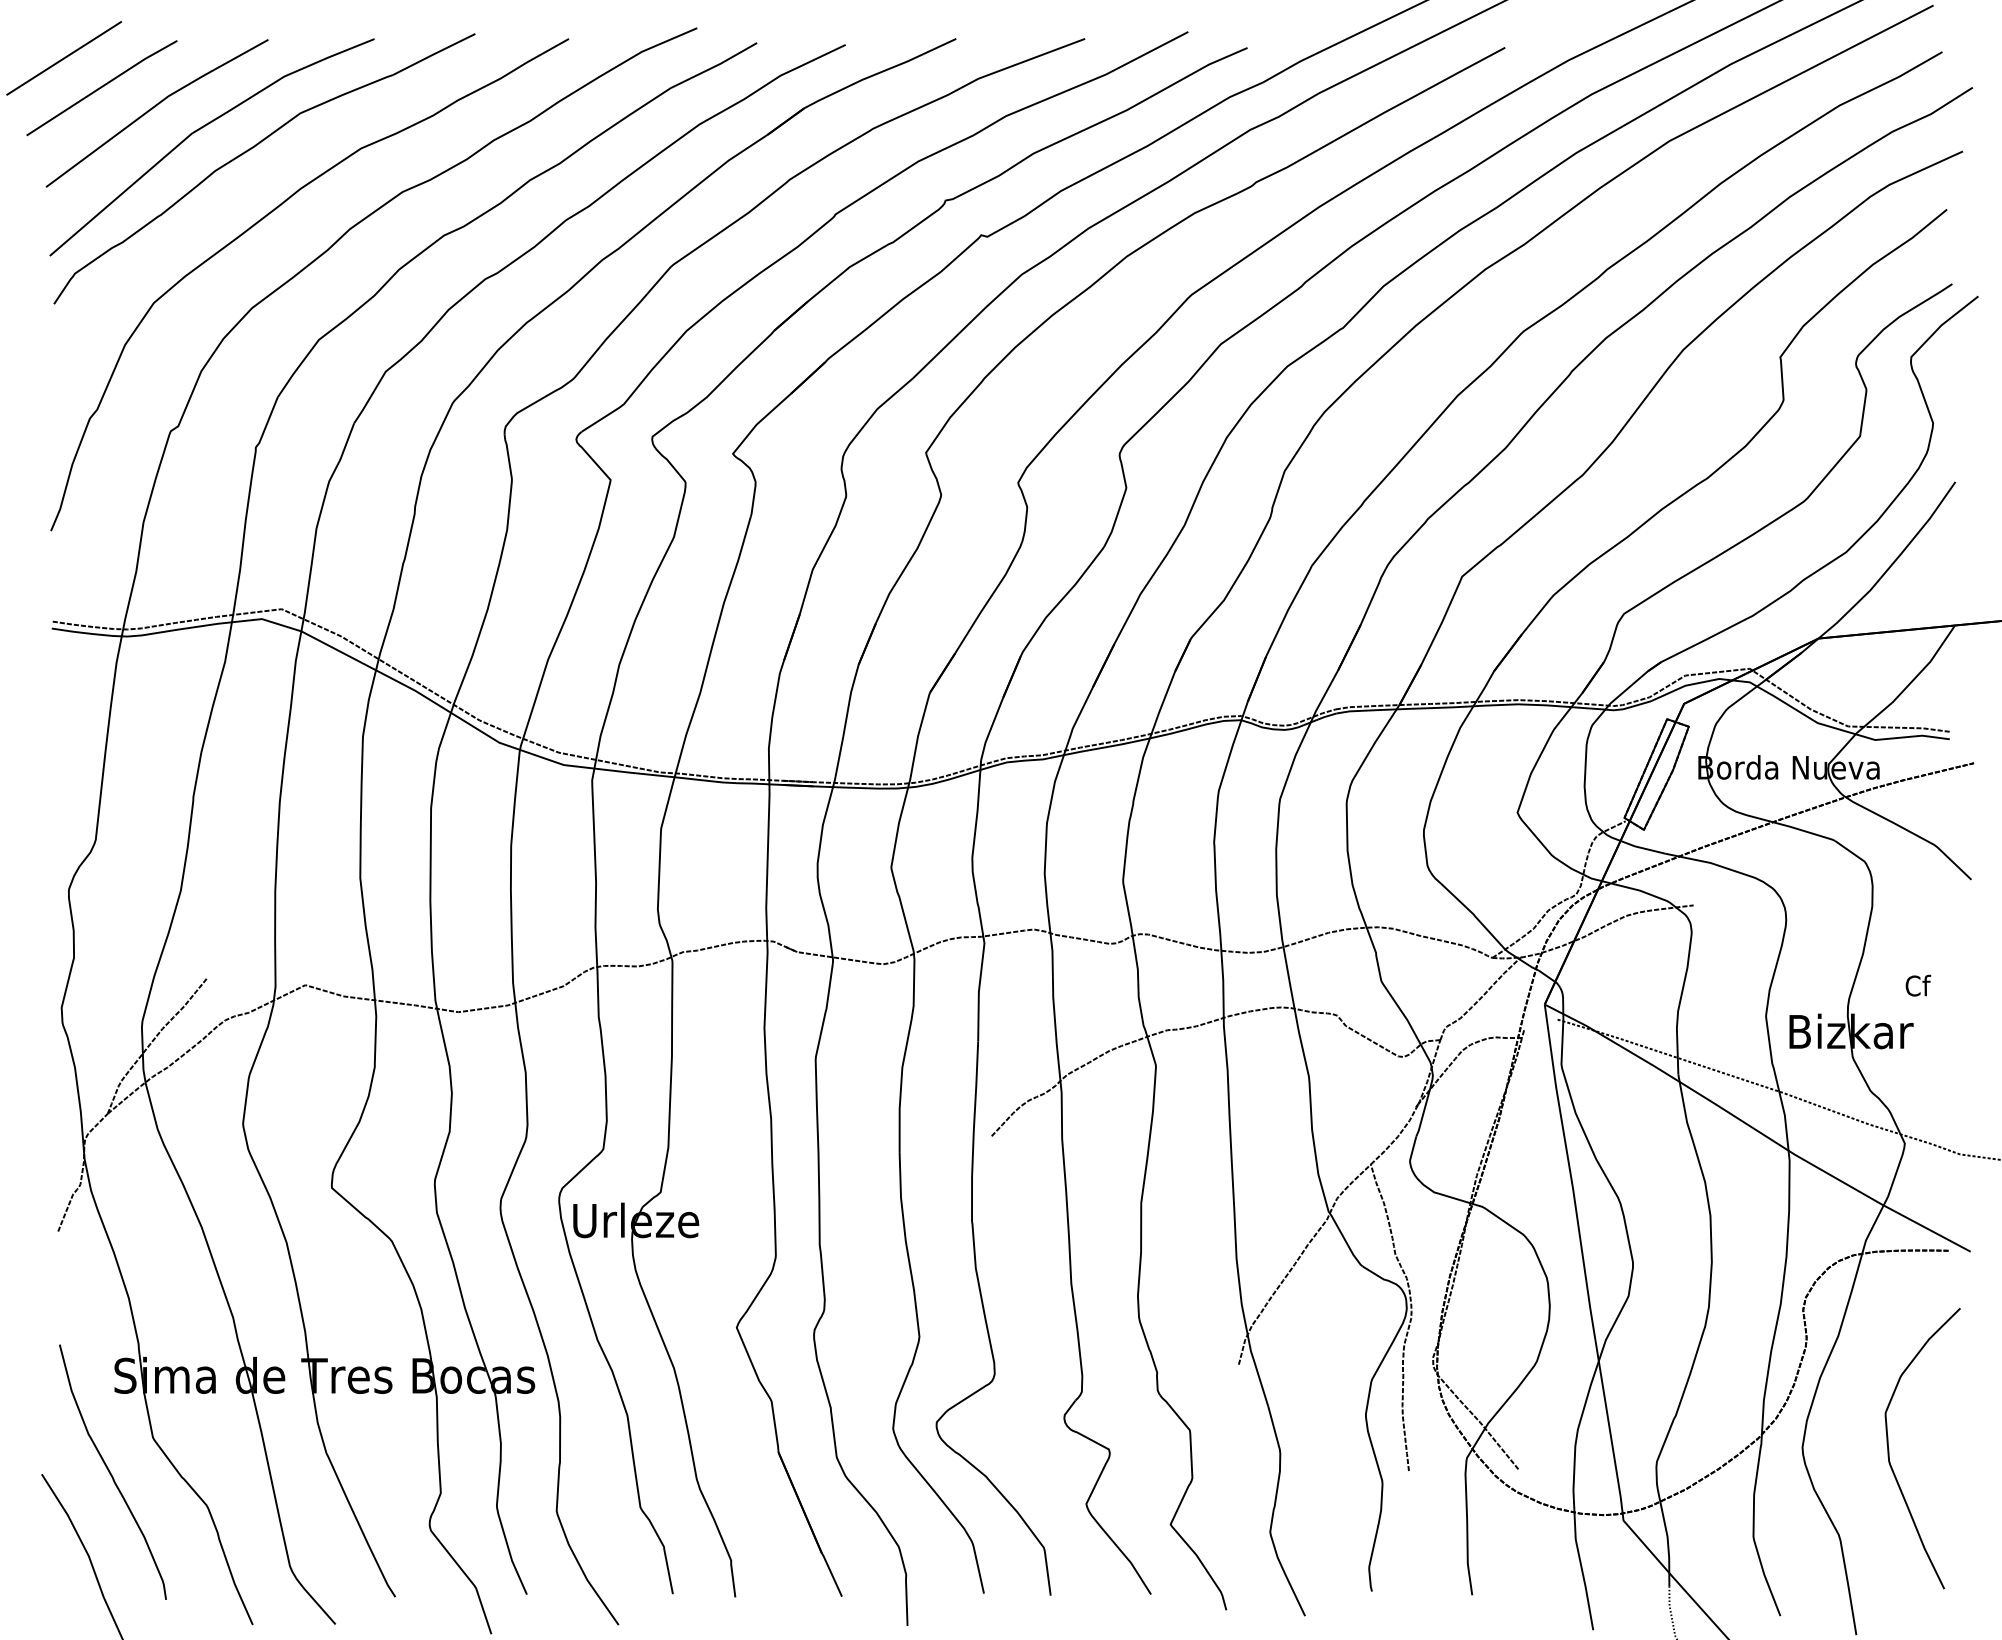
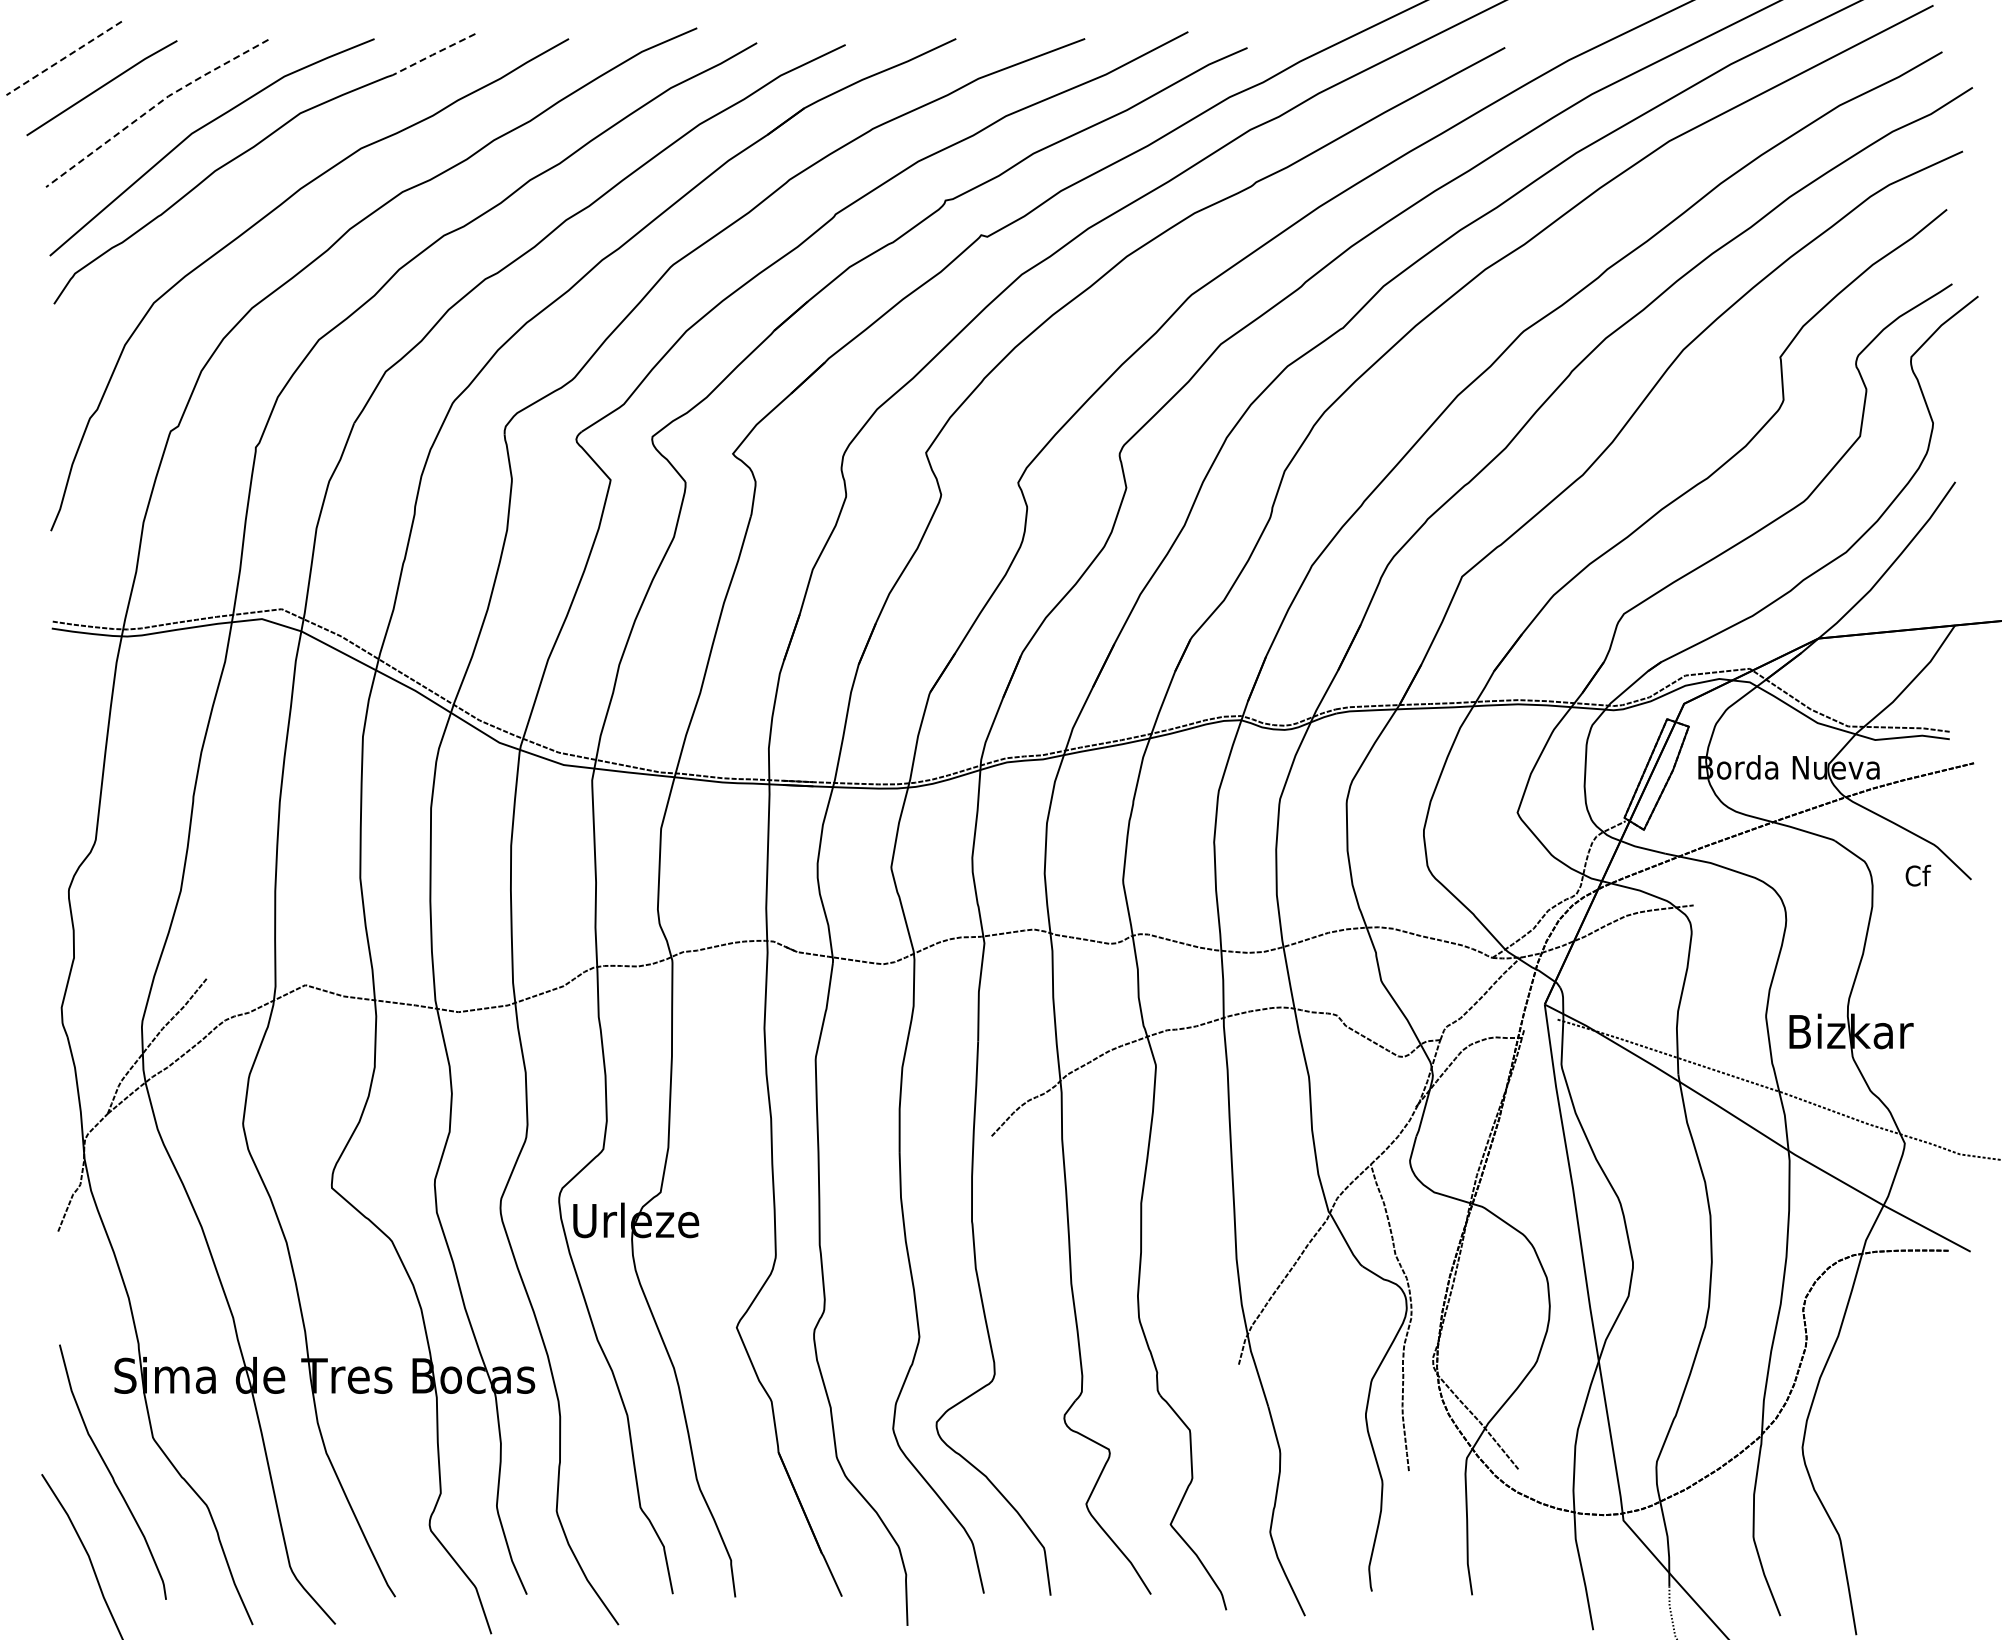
line: solid -> dashed (433, 54)
line: solid -> dashed (63, 58)
line: solid -> dashed (154, 106)
text position: (1918, 985) -> (1918, 875) (1918, 875)
curve: present -> none (1889, 1449)
